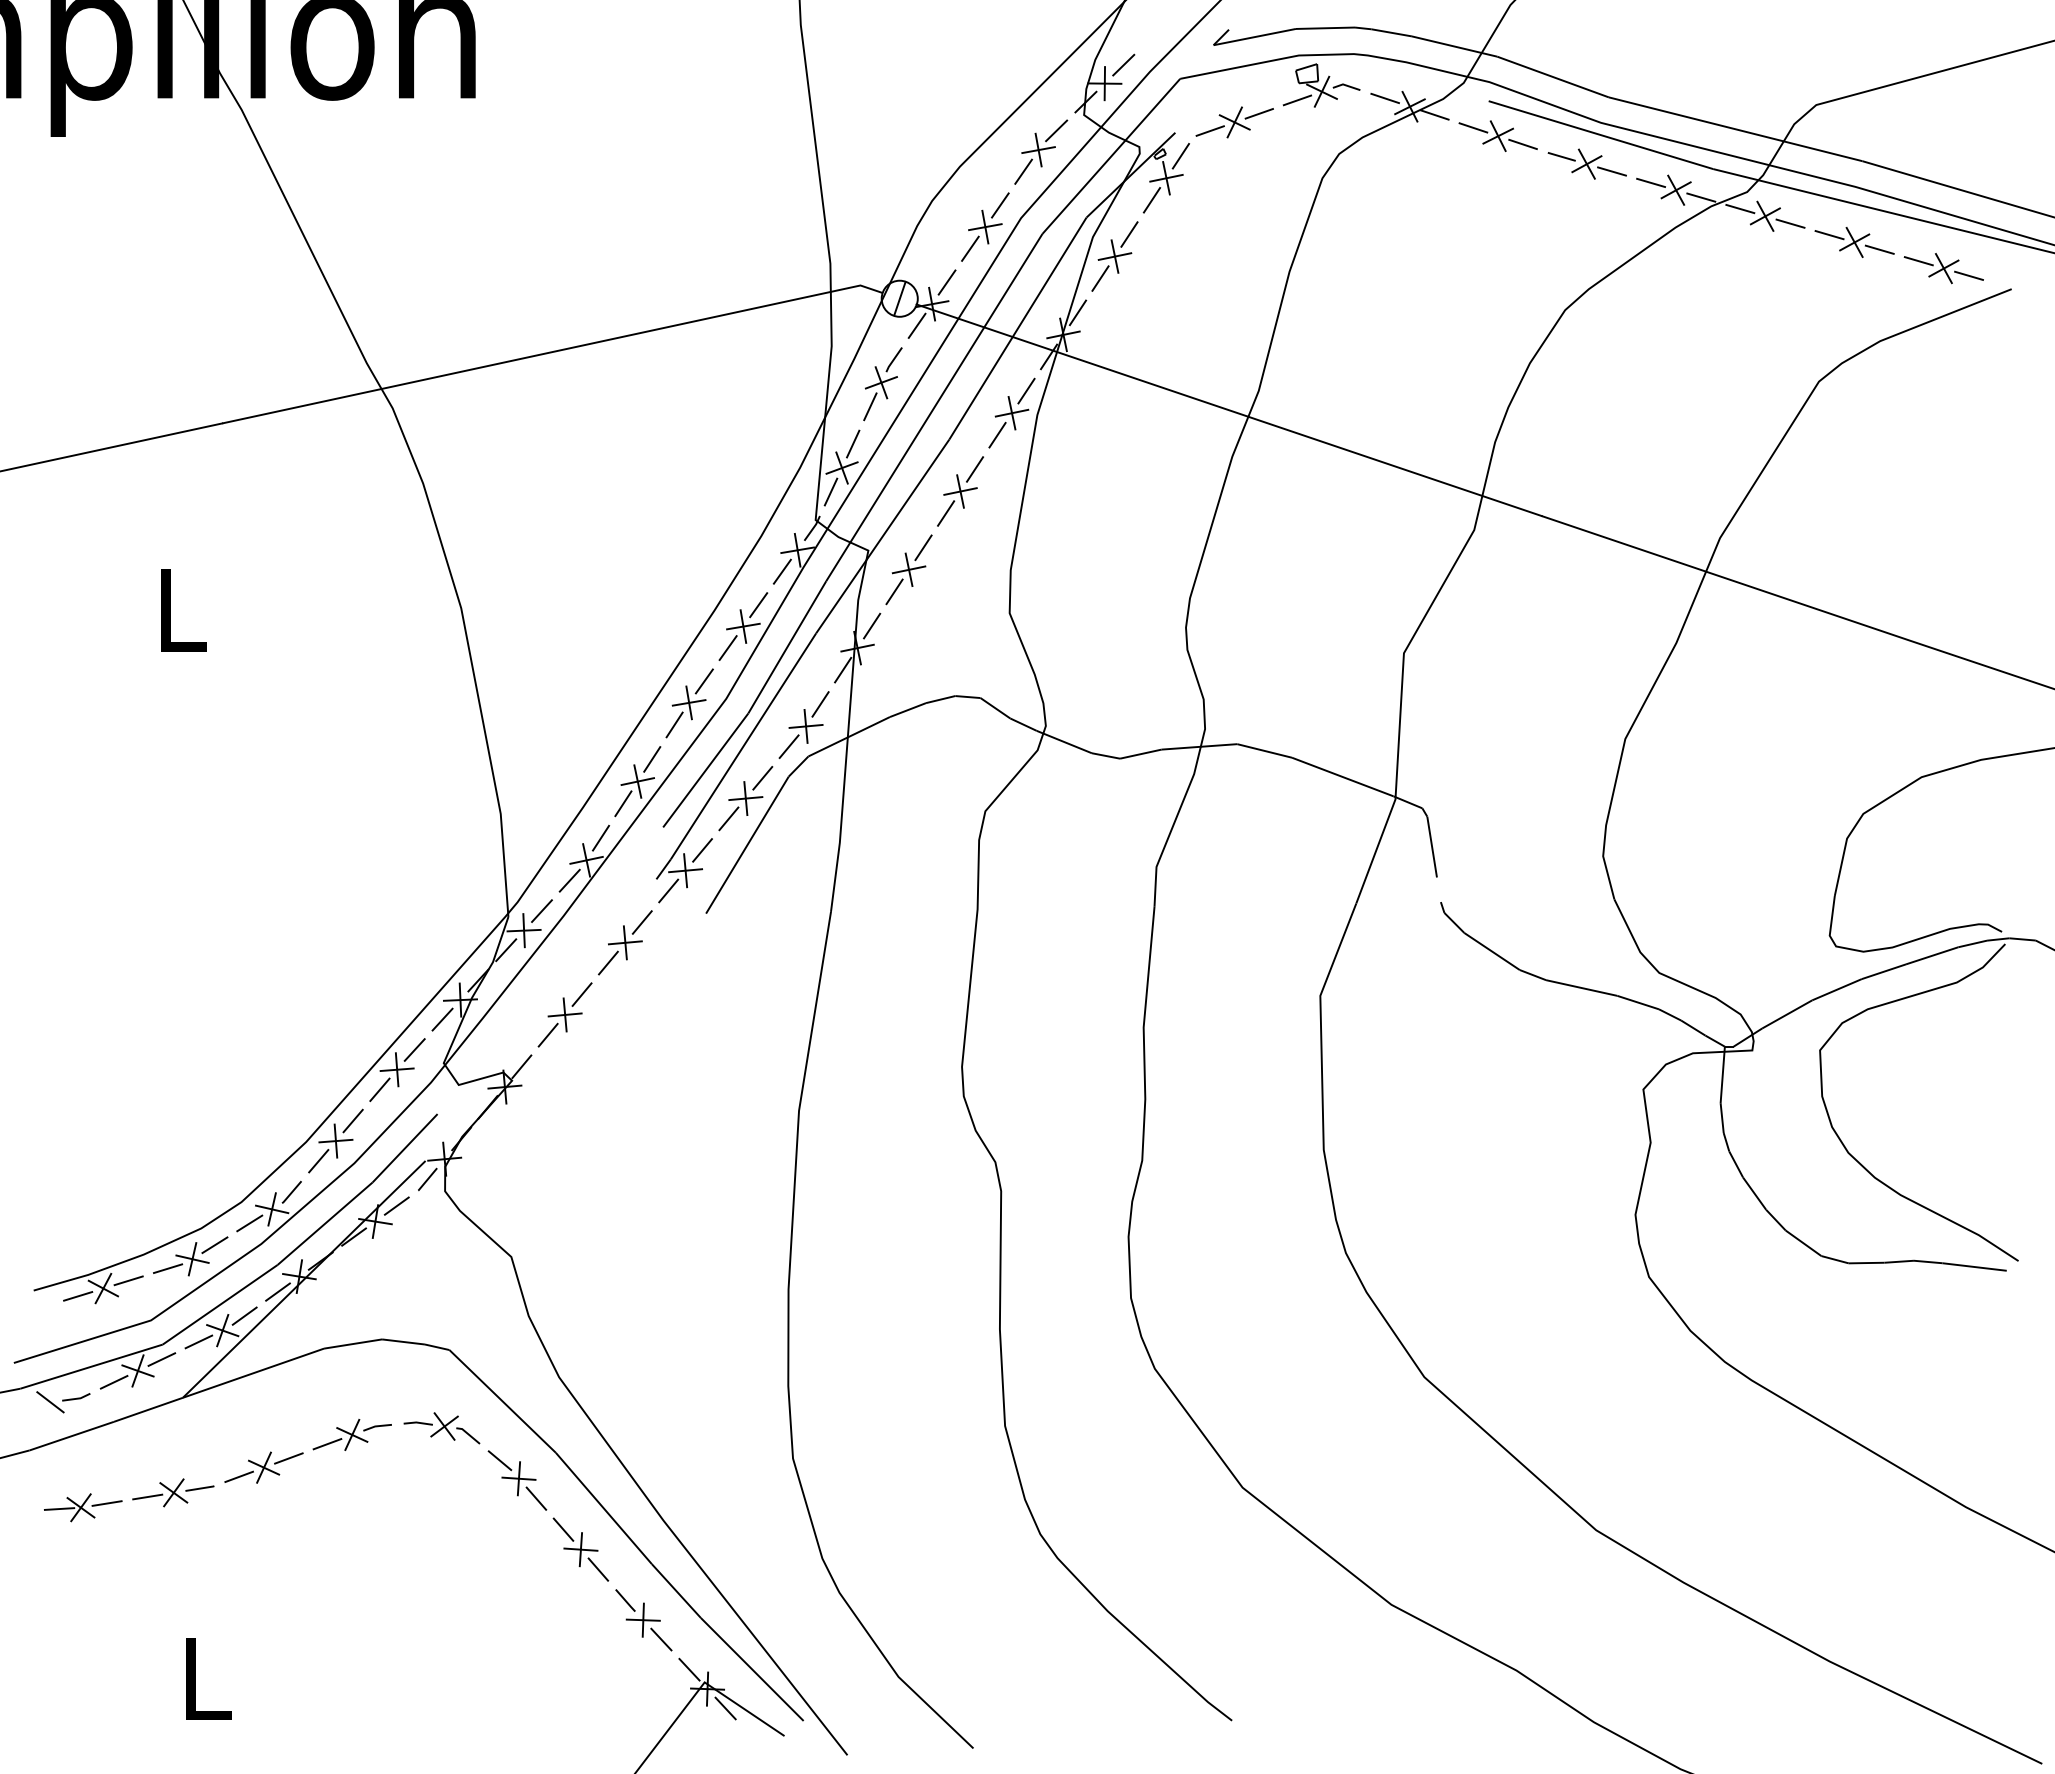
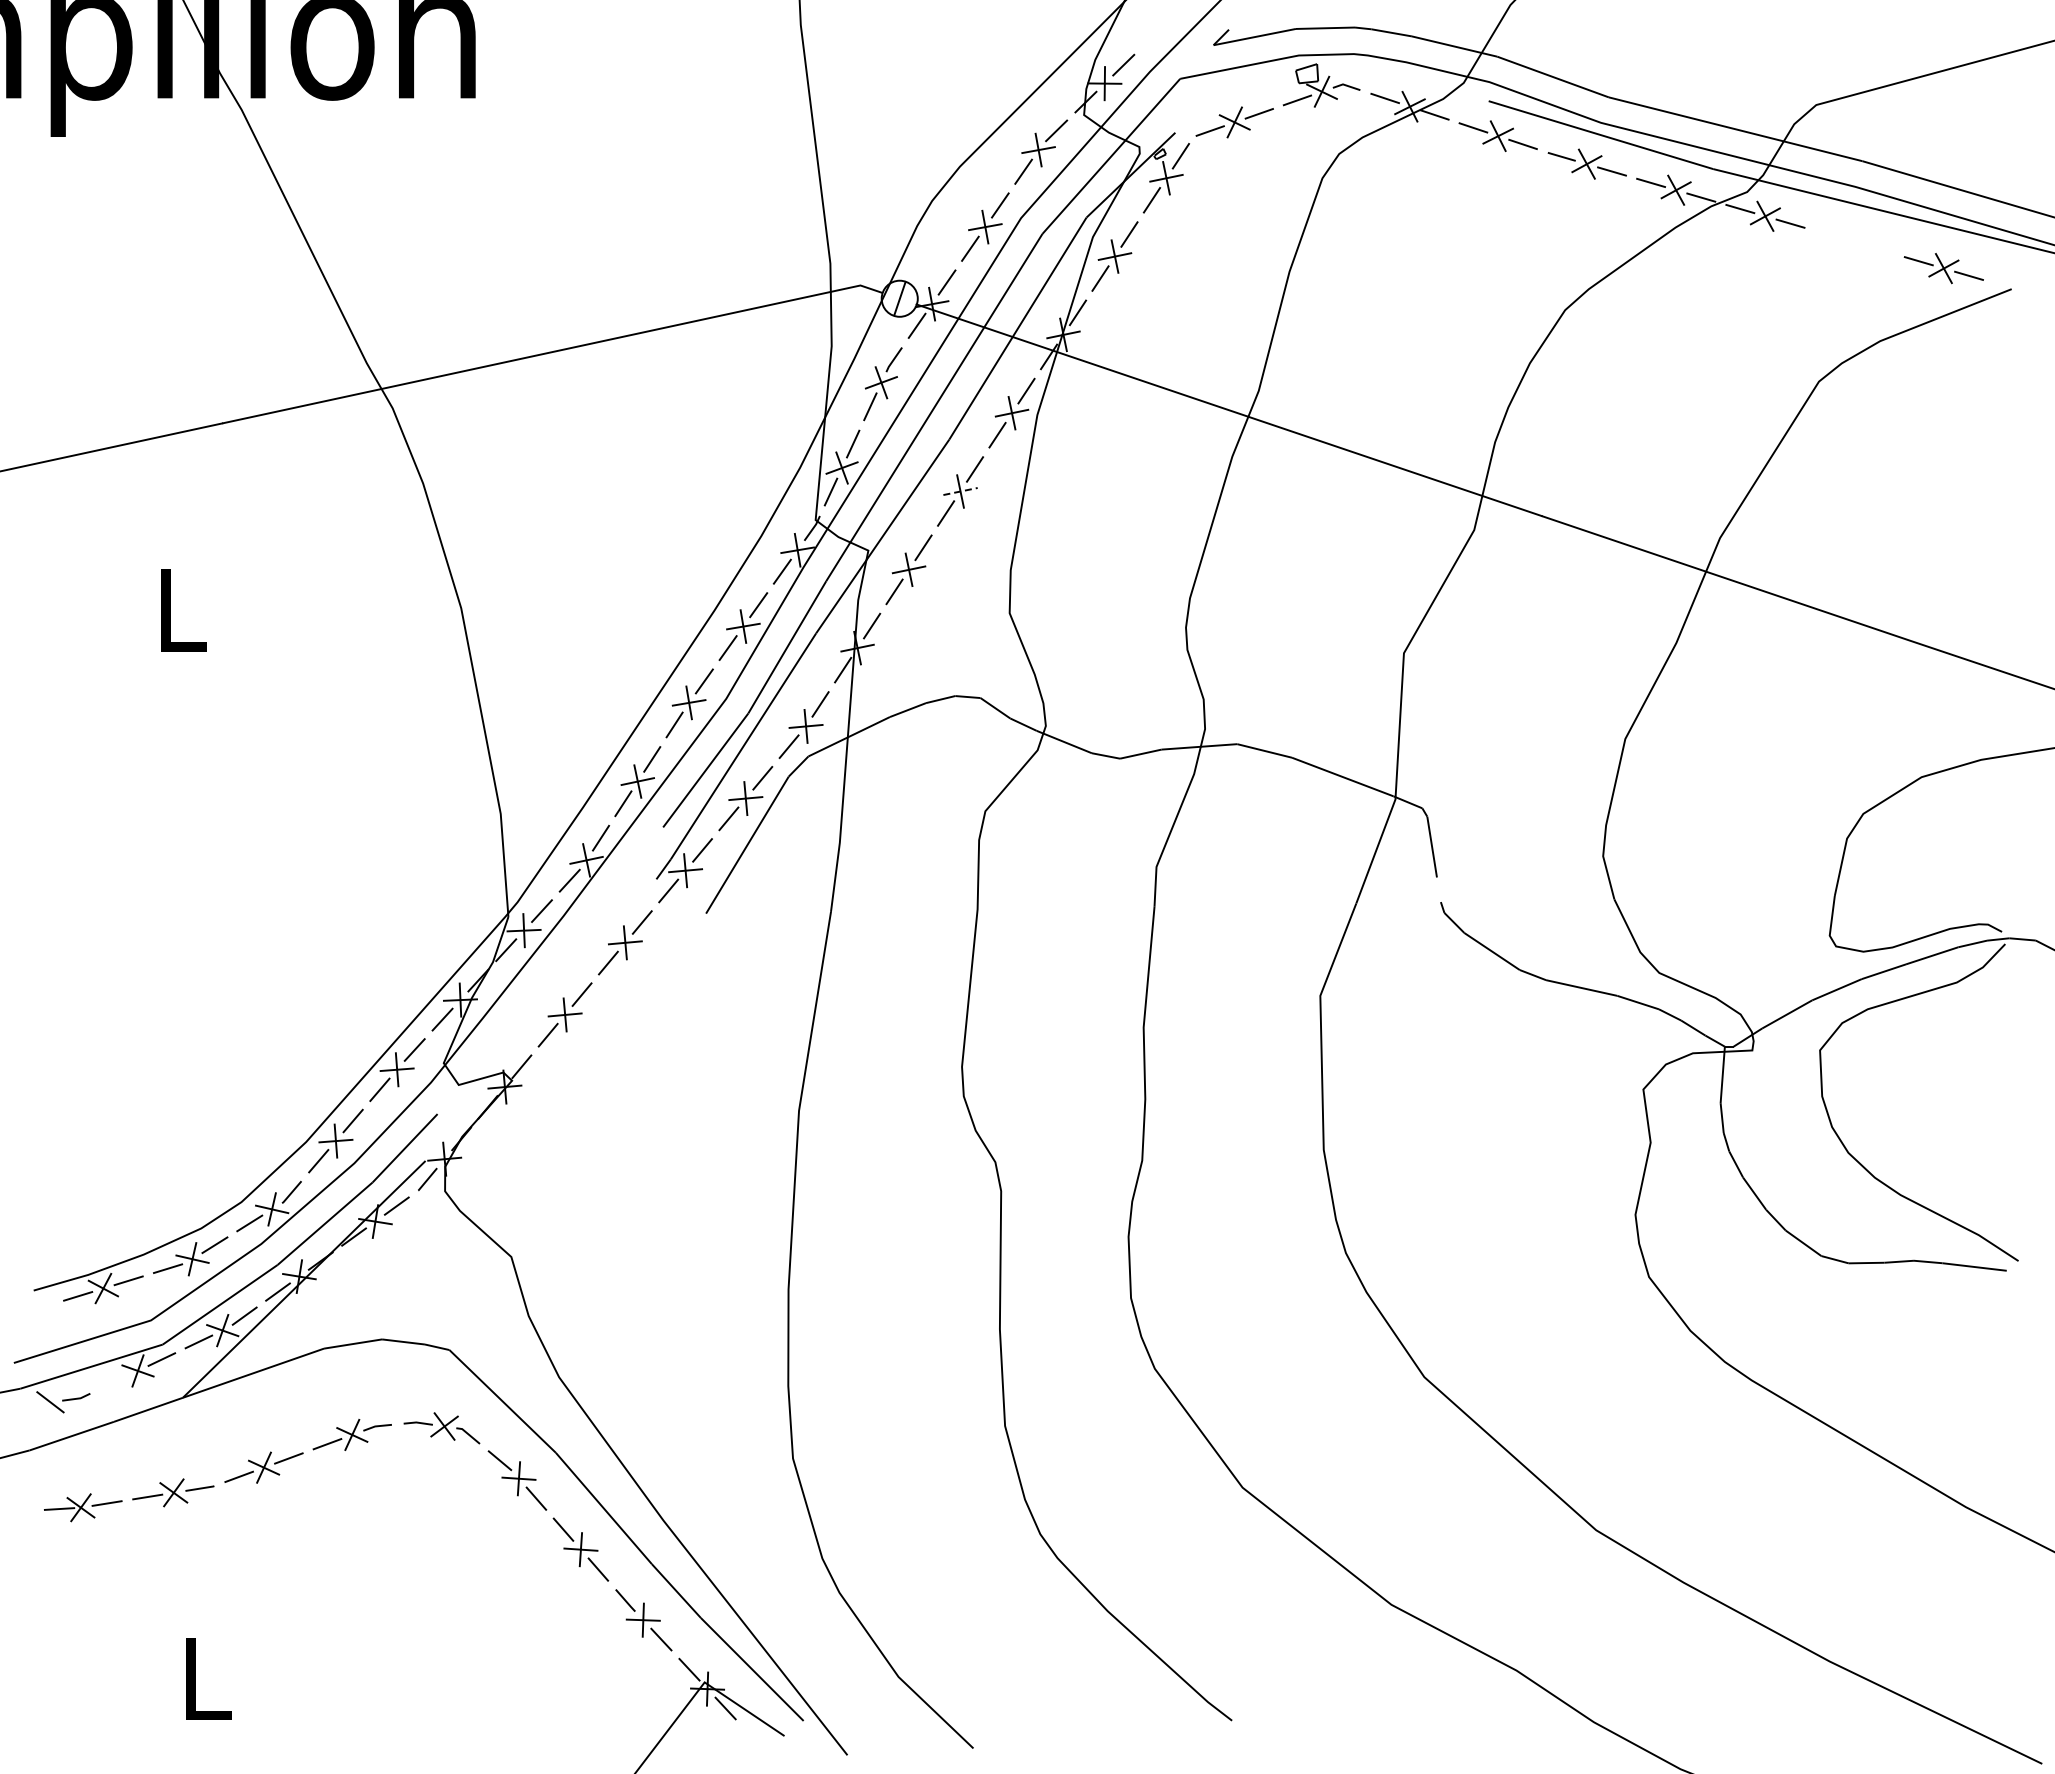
part: present -> none (1854, 242)
line: solid -> dashed (960, 491)
line: present -> none (113, 1381)
